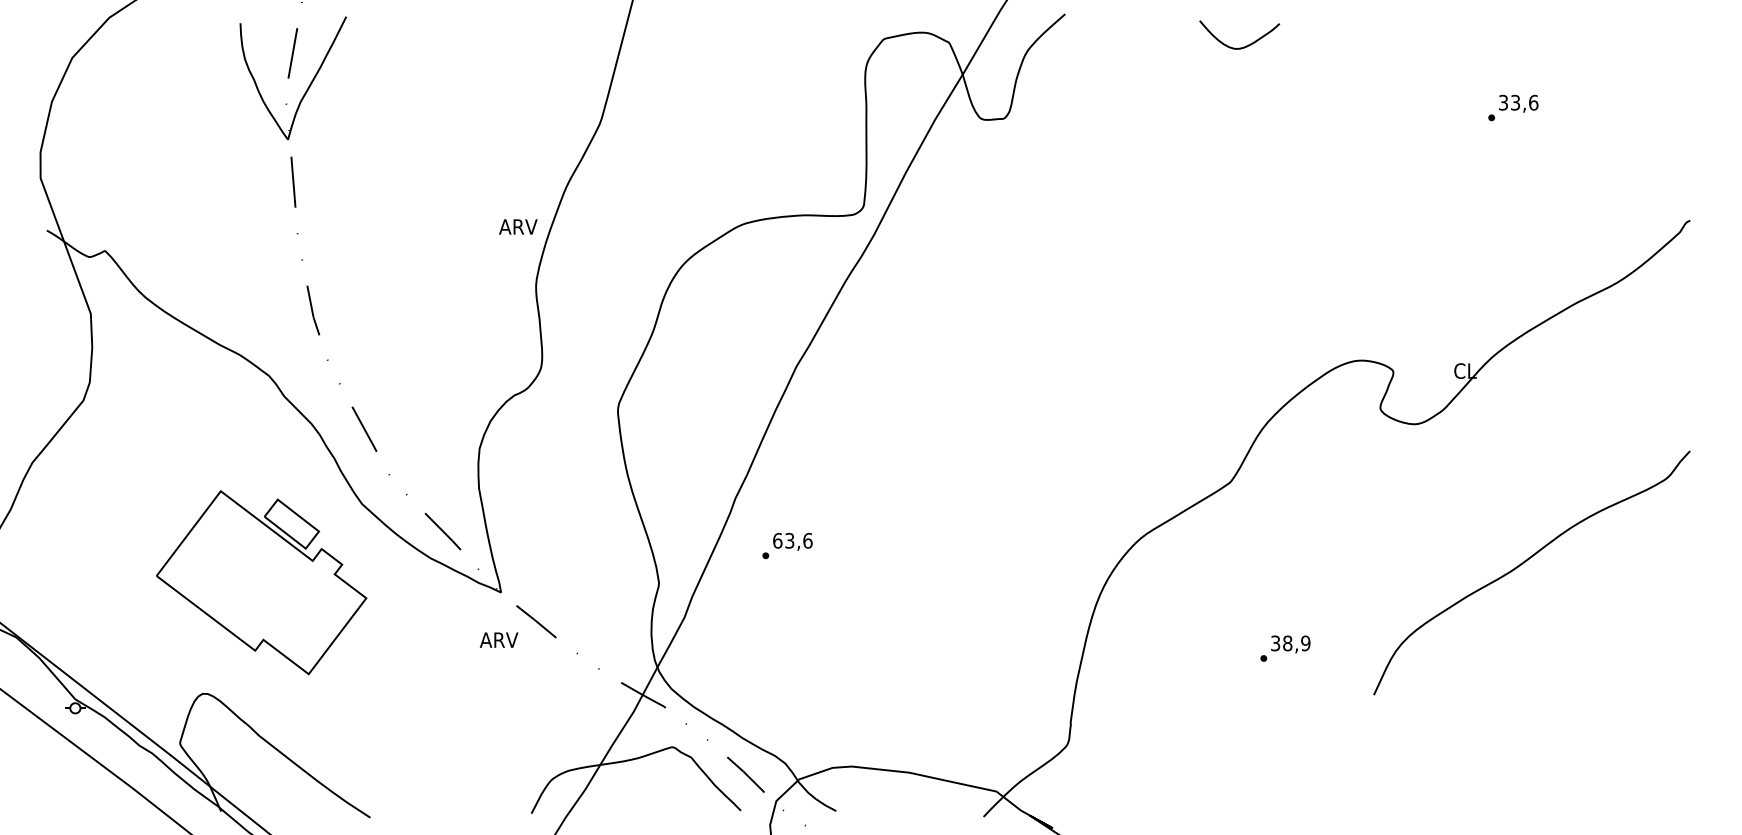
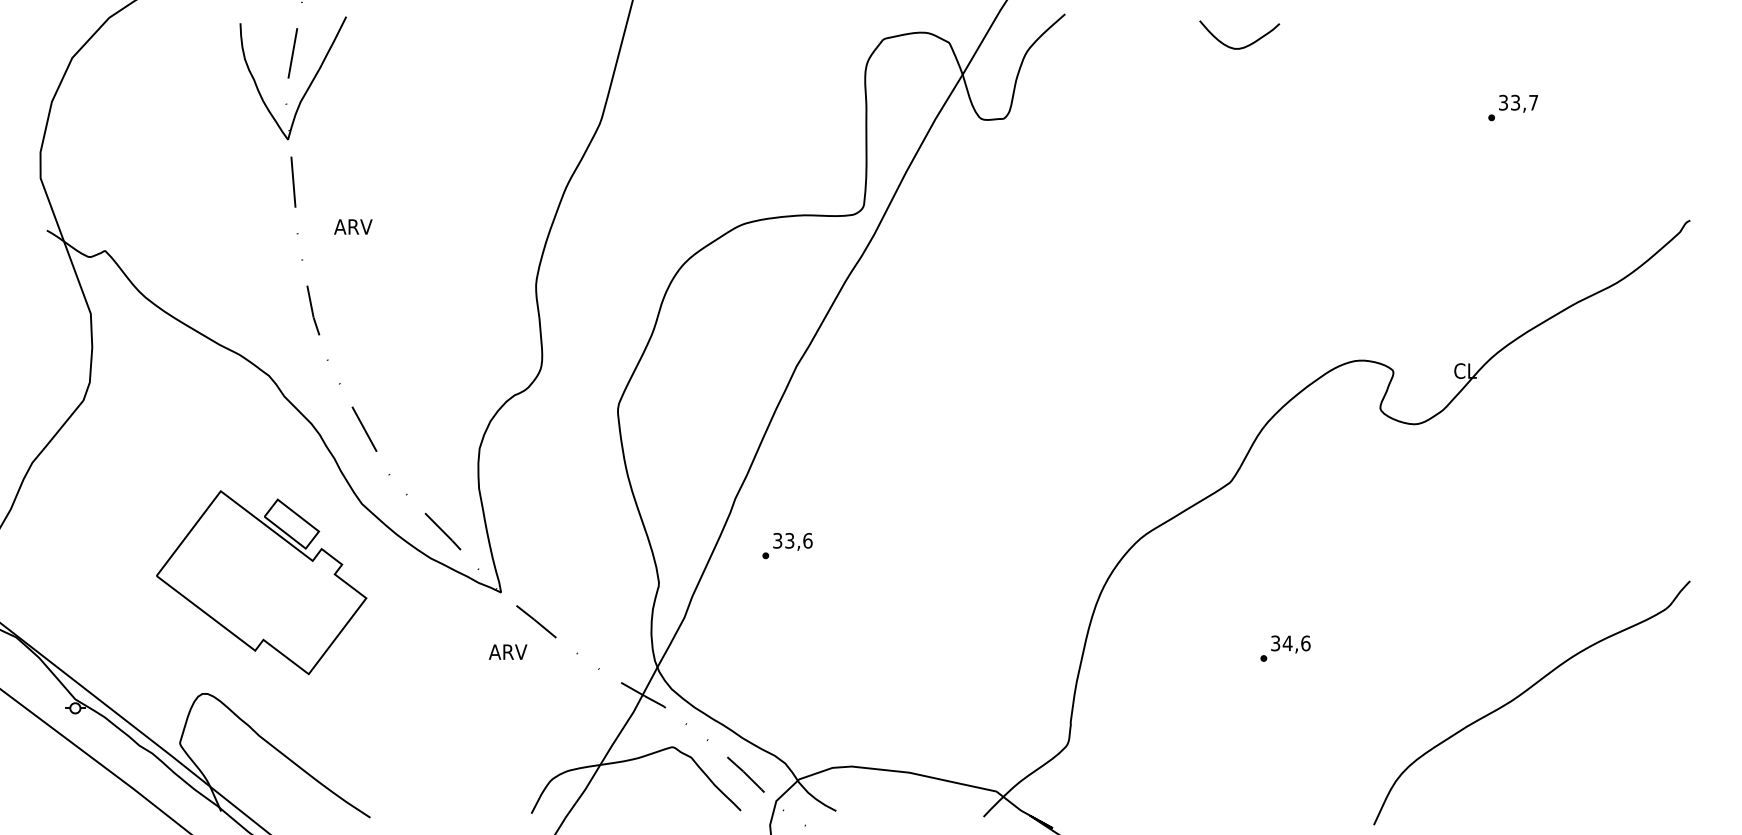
text: 33,6 -> 33,7 (1533, 102)
text position: (518, 226) -> (353, 226) (353, 226)
text: 63,6 -> 33,6 (777, 540)
curve position: (1524, 563) -> (1524, 693) (1524, 693)
text position: (498, 639) -> (507, 651) (507, 651)
text: 38,9 -> 34,6 (1296, 643)
